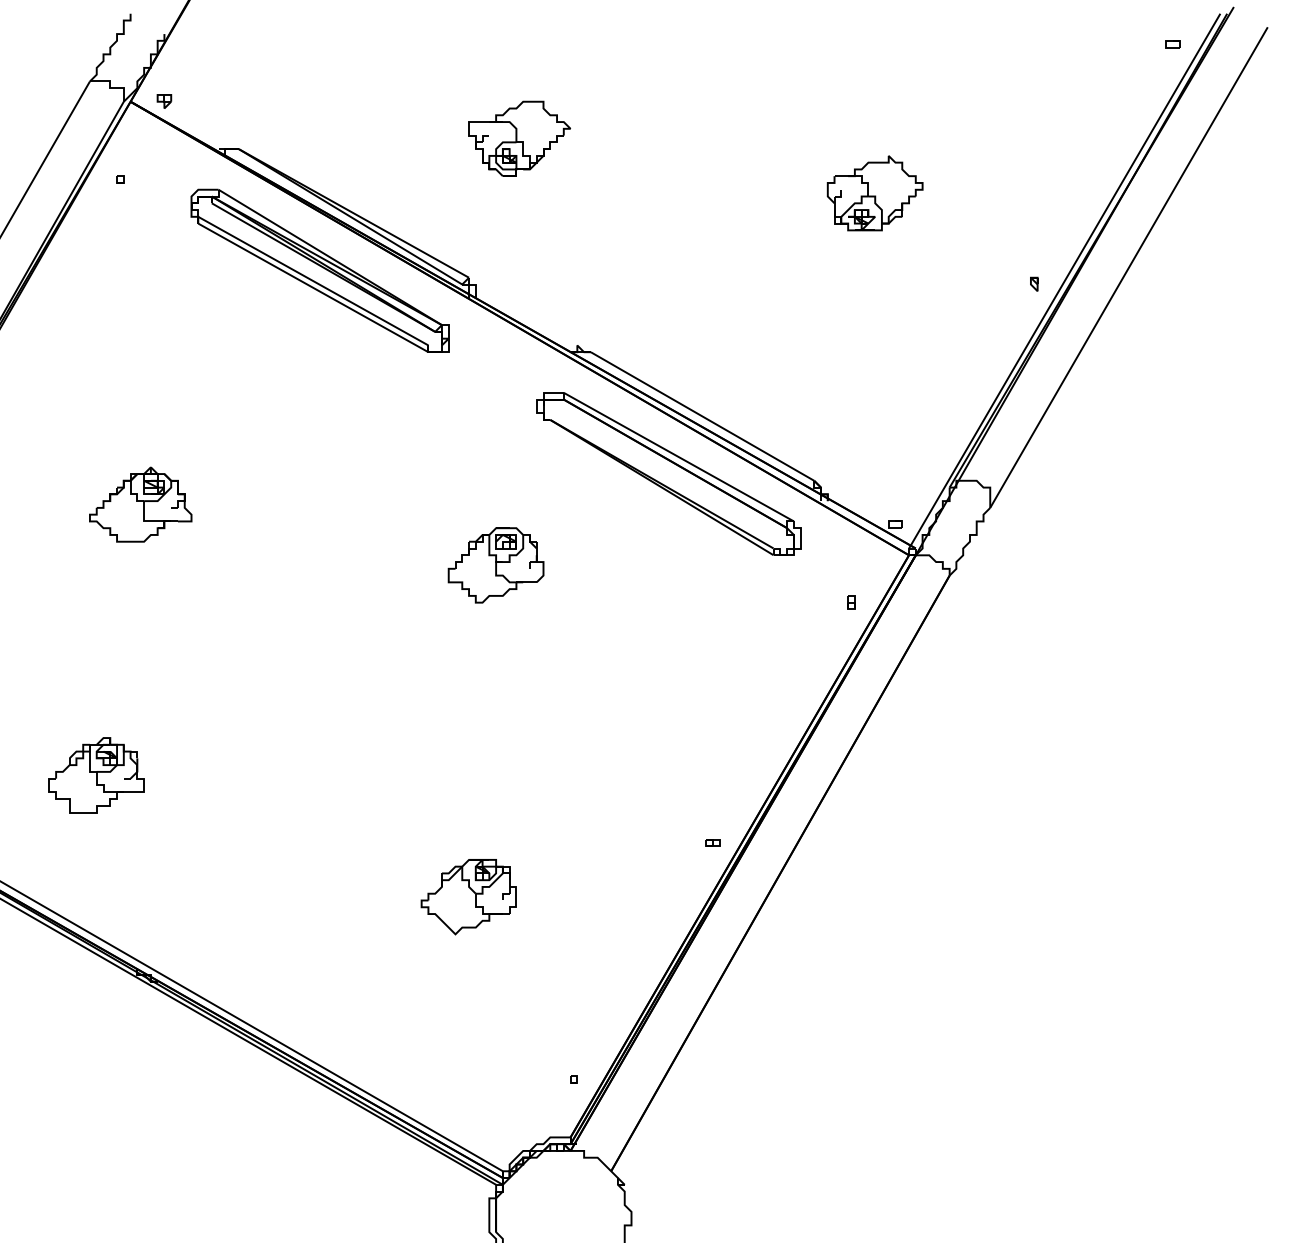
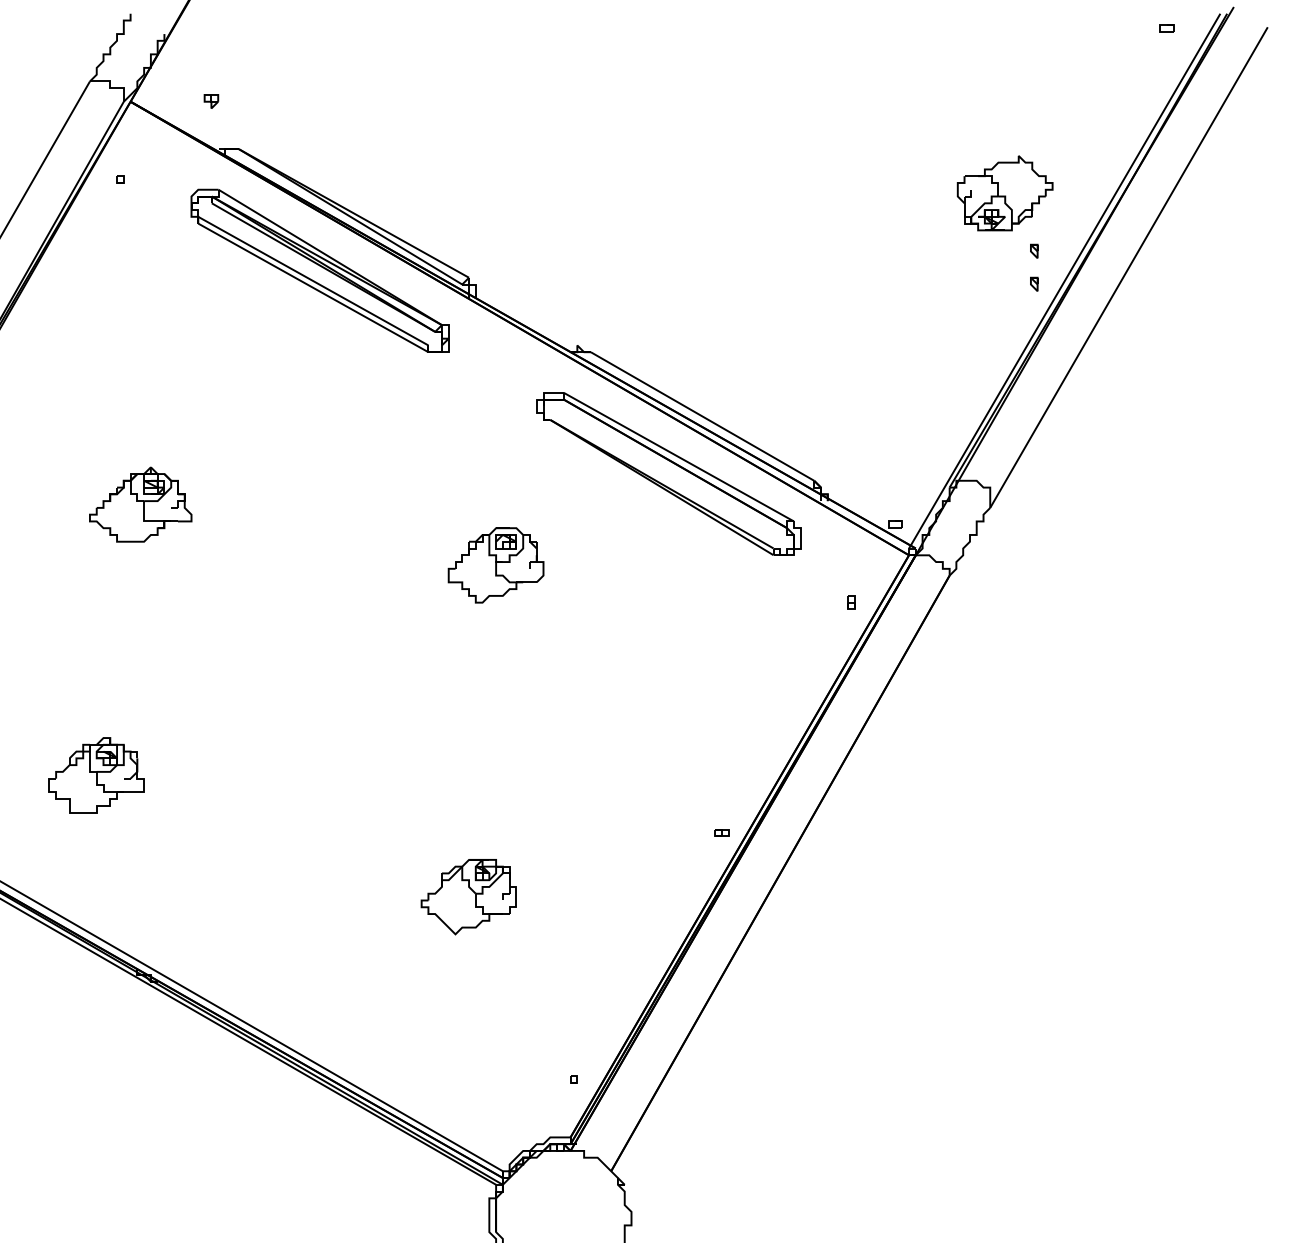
part position: (1172, 44) -> (1166, 28) (1166, 28)
part position: (164, 101) -> (211, 101) (211, 101)
part: present -> none (519, 138)
part position: (874, 193) -> (1004, 193) (1004, 193)
part: none -> present (1034, 250)
part position: (712, 842) -> (721, 832) (721, 832)
